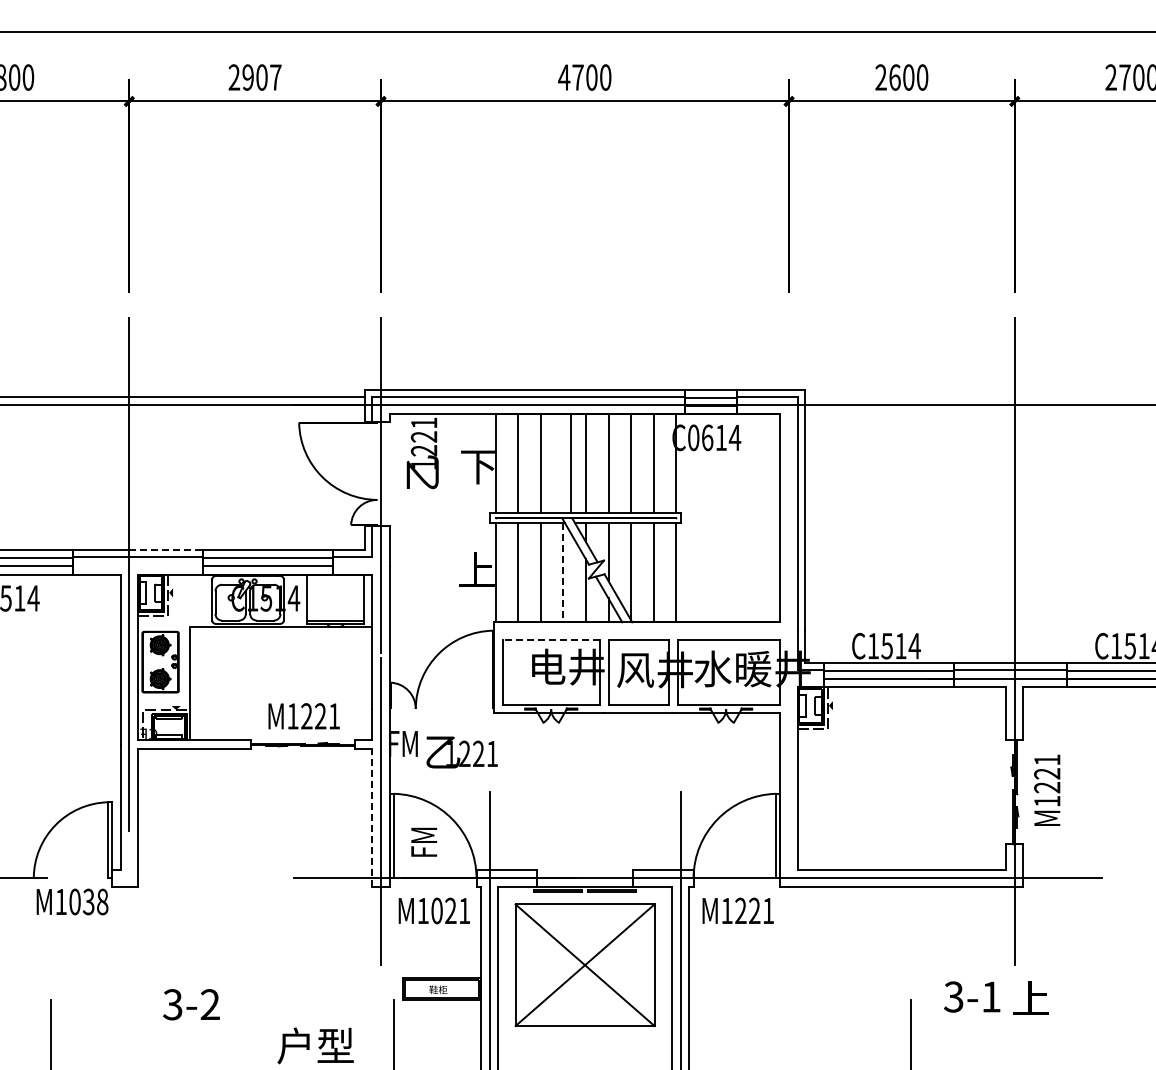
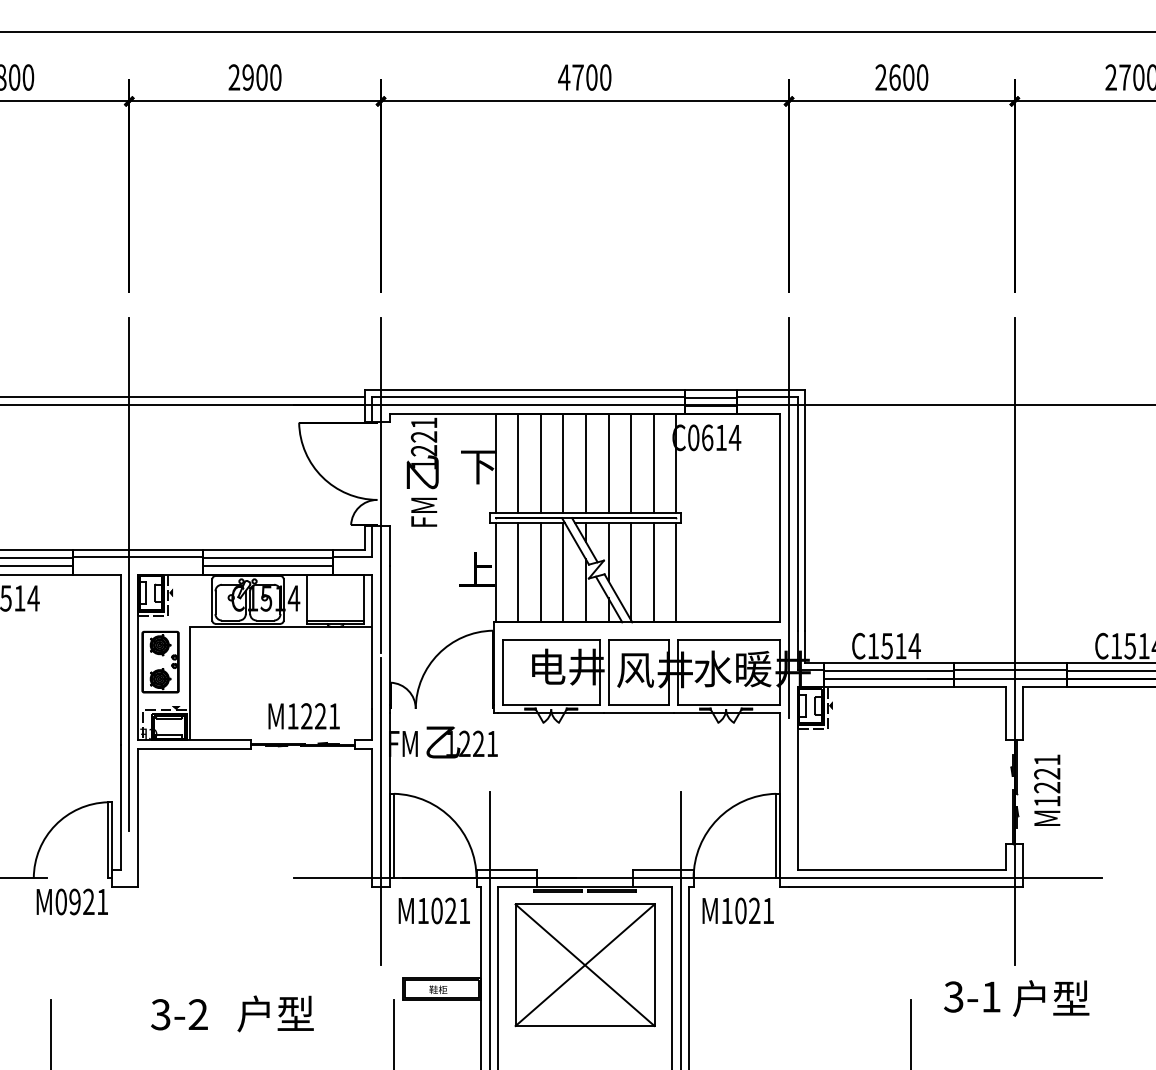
text: 2907 -> 2900 (275, 77)
line position: (571, 462) -> (563, 462) (563, 462)
line: none -> present (789, 517)
line: dashed -> solid (166, 550)
line: dashed -> solid (563, 573)
line: dashed -> solid (551, 639)
text position: (461, 752) -> (461, 742) (461, 742)
line: dashed -> solid (372, 817)
text position: (424, 841) -> (424, 511) (424, 511)
text: M1038 -> M0921 (81, 901)
text: M1221 -> M1021 (740, 910)
text: 上 -> 户型 (1051, 998)
text position: (191, 1004) -> (179, 1014) (179, 1014)
text position: (315, 1045) -> (275, 1013) (275, 1013)
